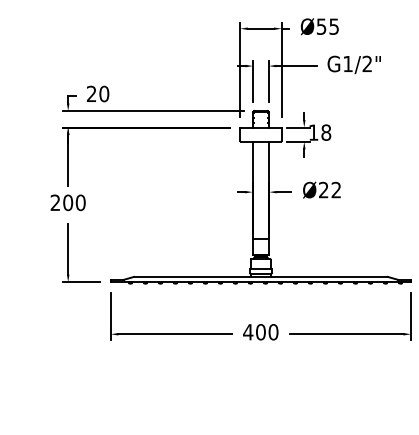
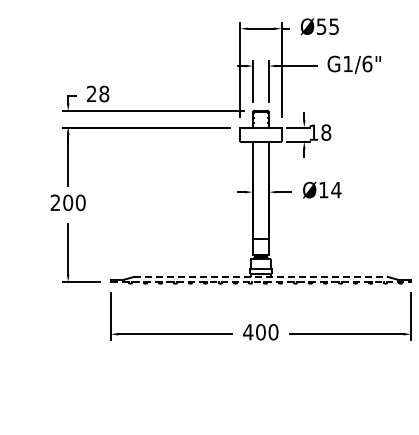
text: G1/2" -> G1/6" (367, 63)
text: 20 -> 28 (104, 93)
text: Ø22 -> Ø14 (330, 189)
line: solid -> dashed (260, 276)
line: solid -> dashed (261, 282)
